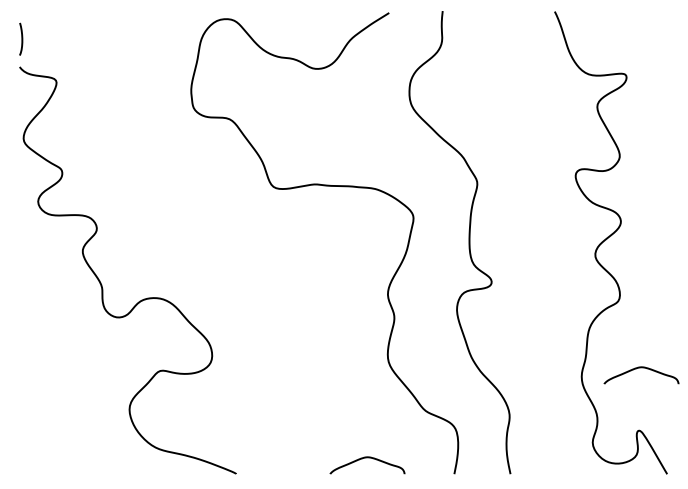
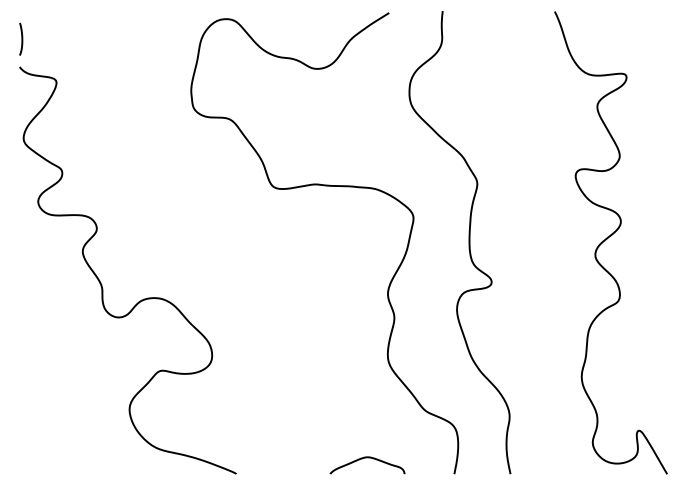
curve: present -> none (641, 368)
